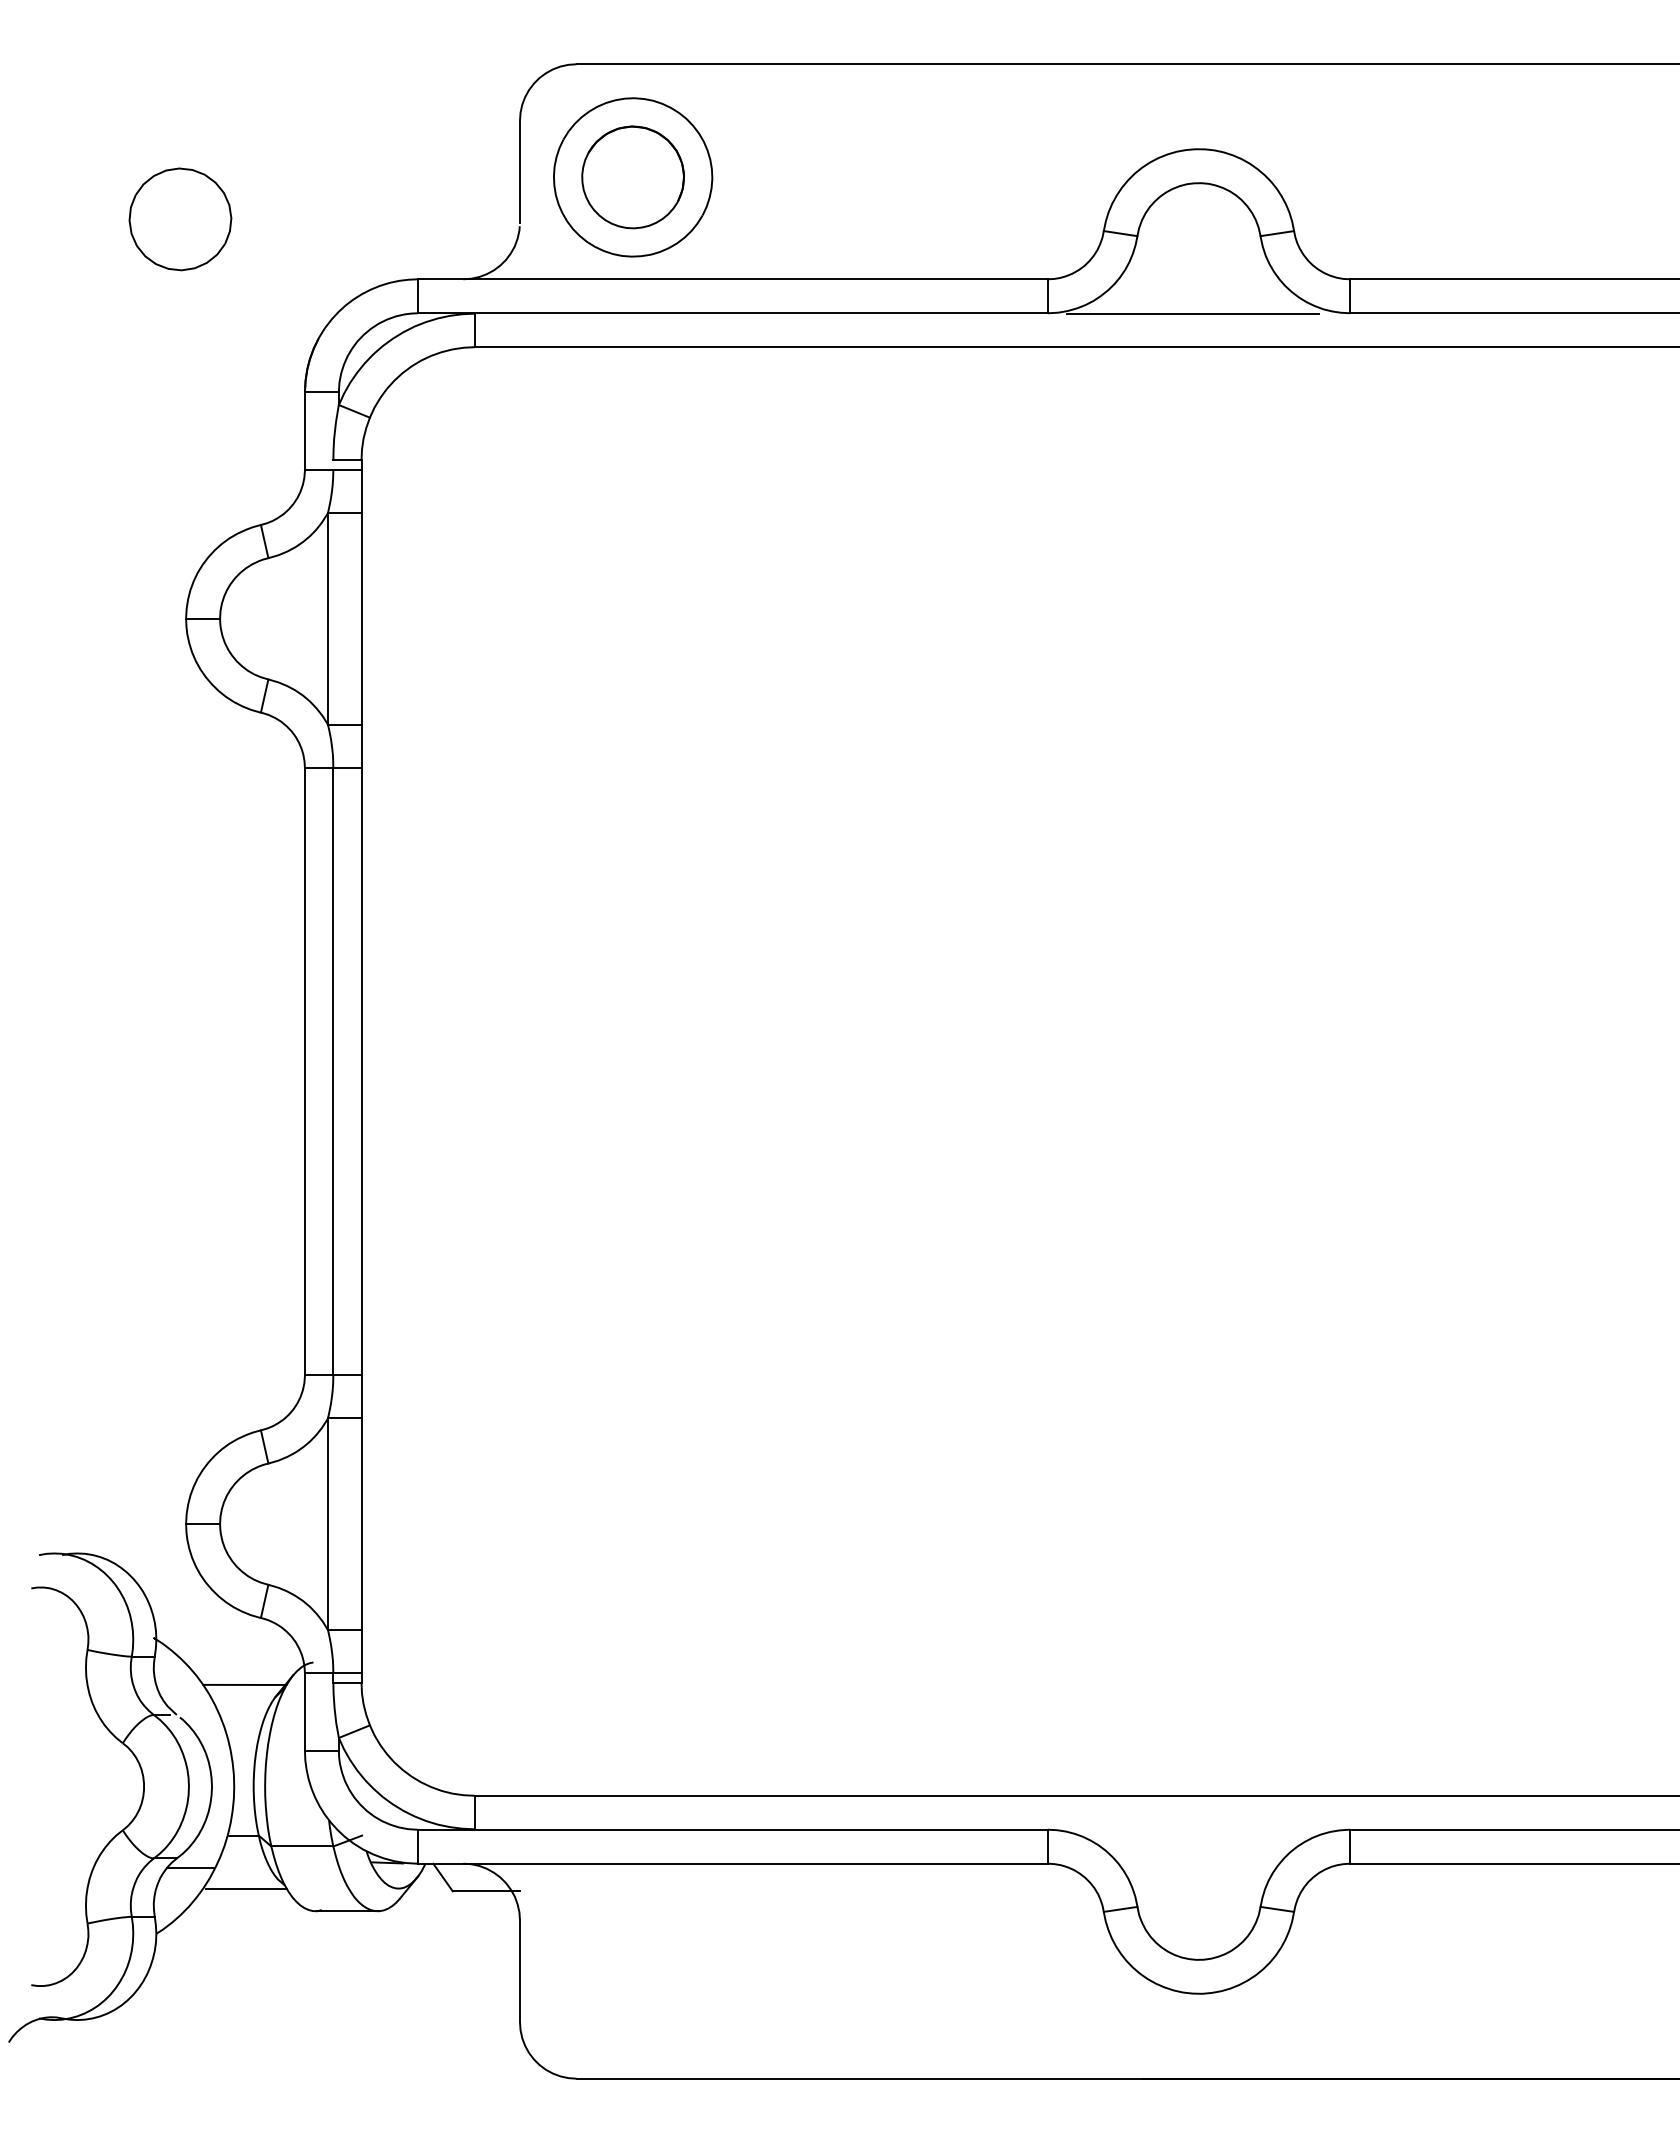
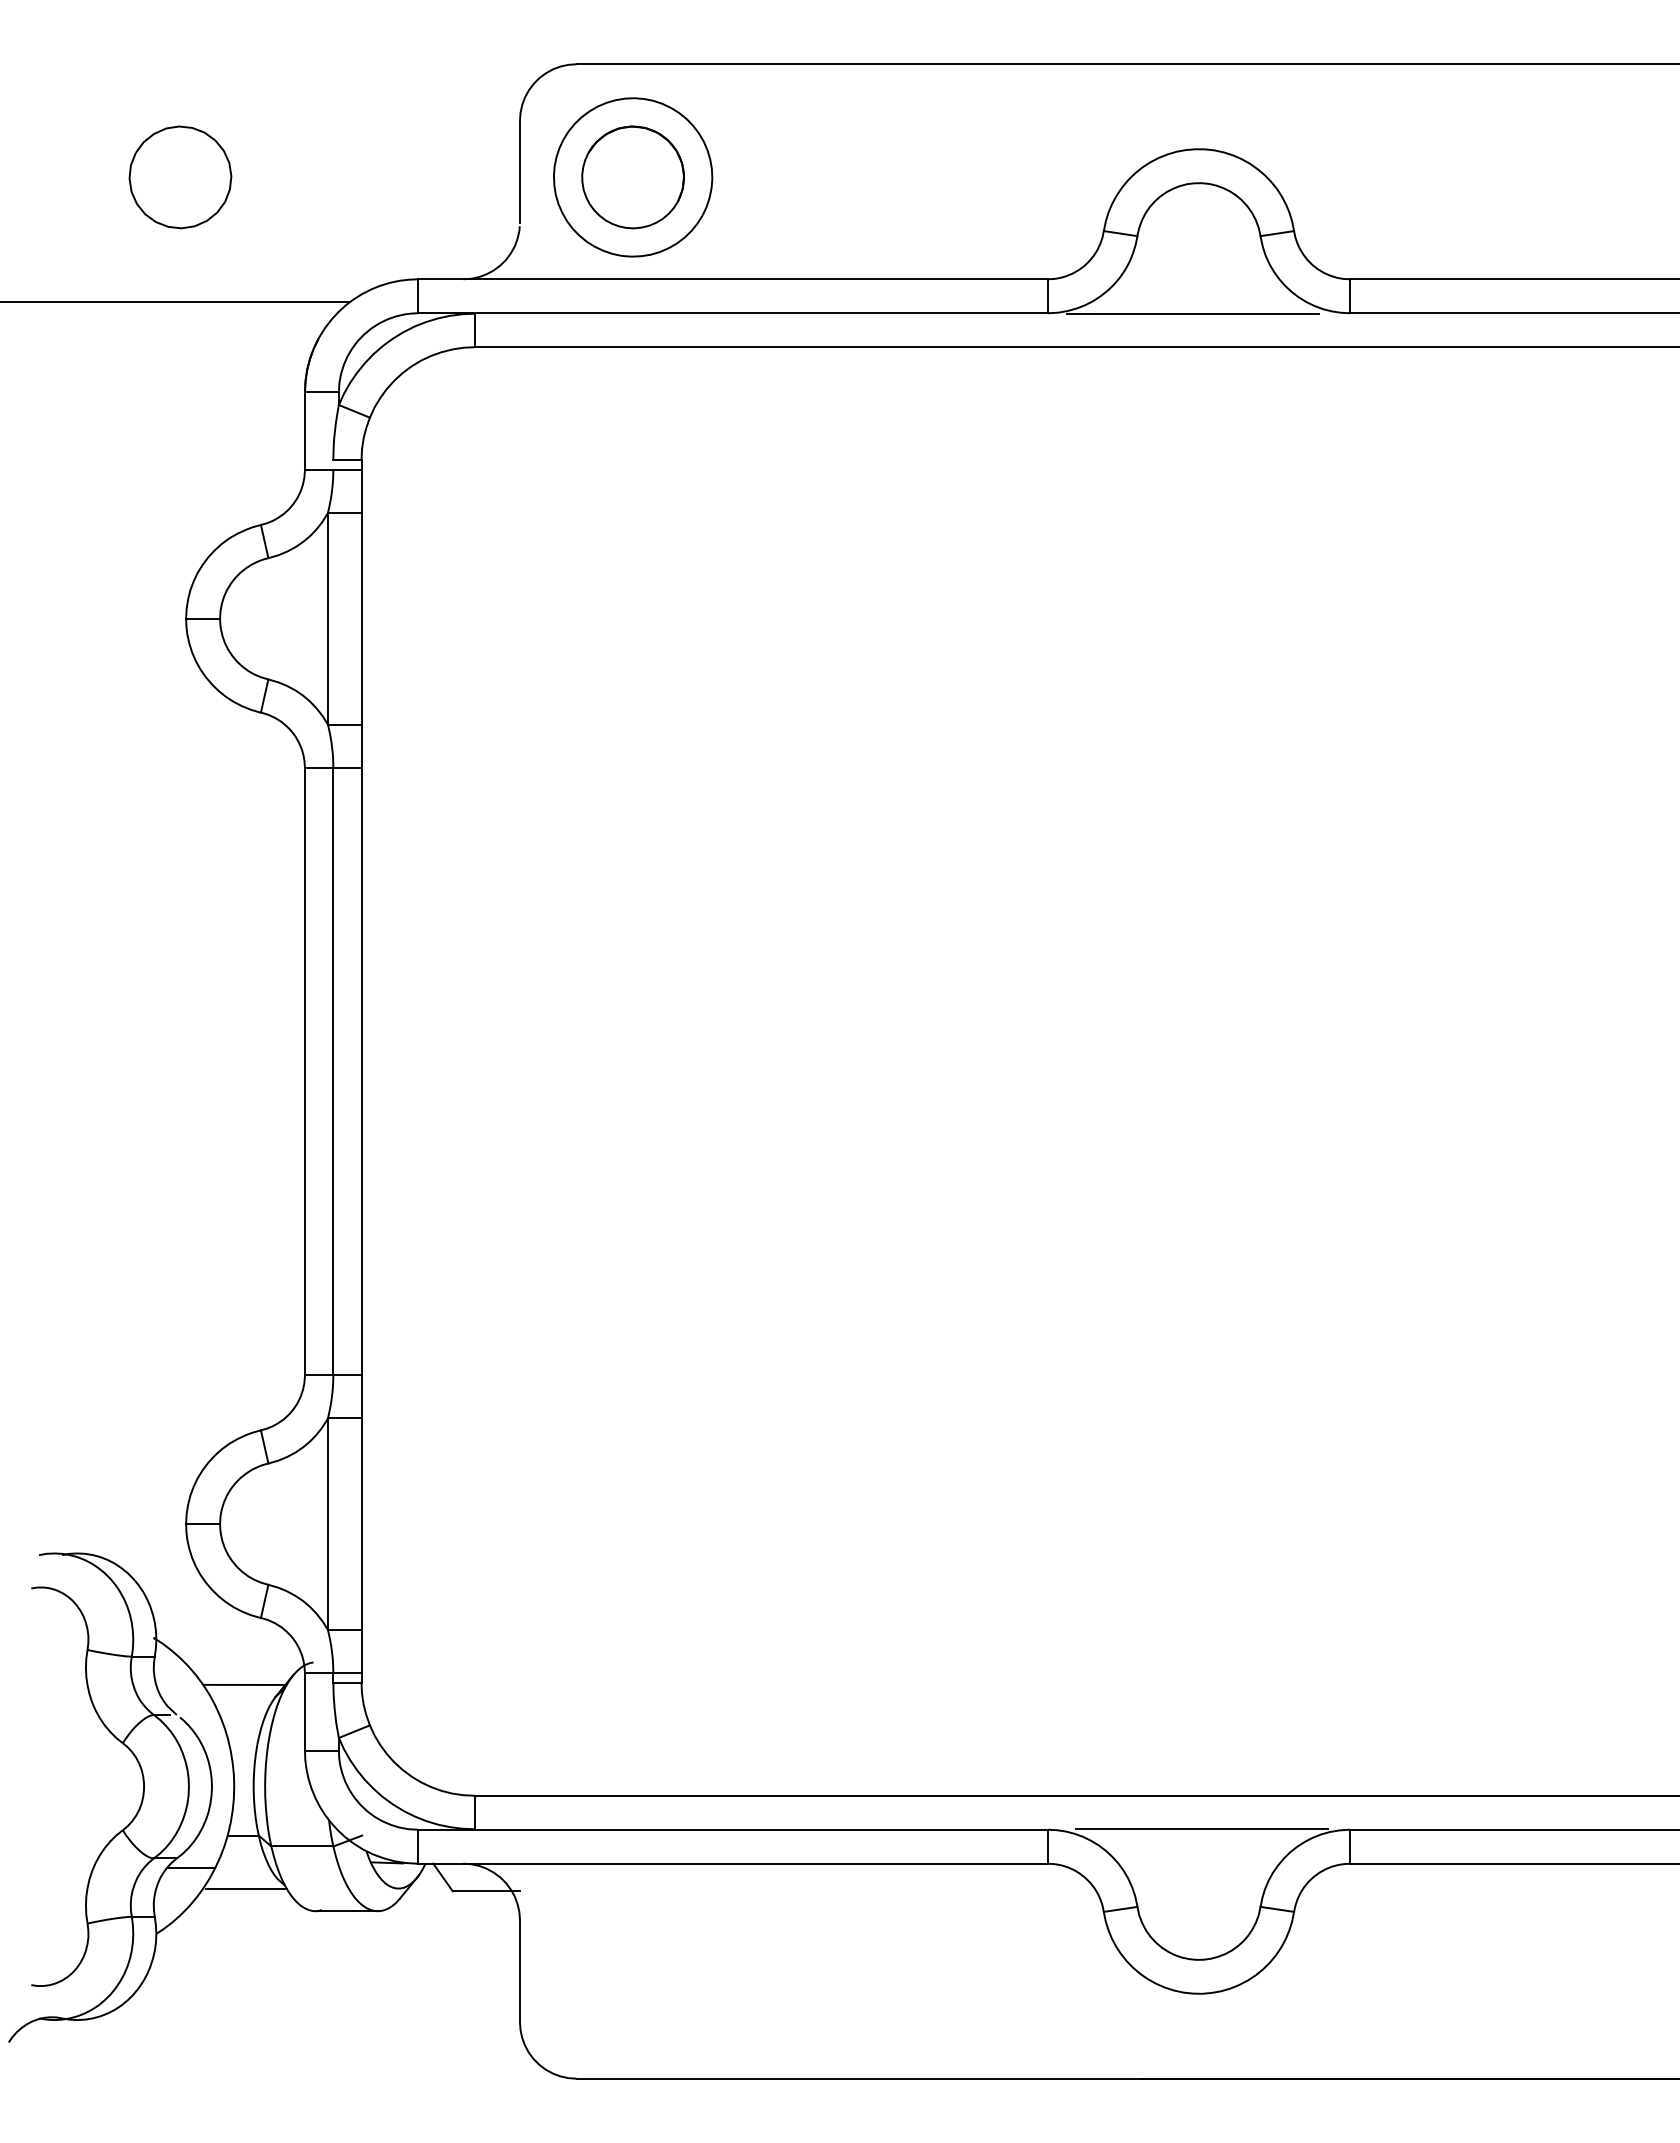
part position: (180, 219) -> (180, 177) (180, 177)
line: none -> present (175, 301)
line: none -> present (1201, 1829)
